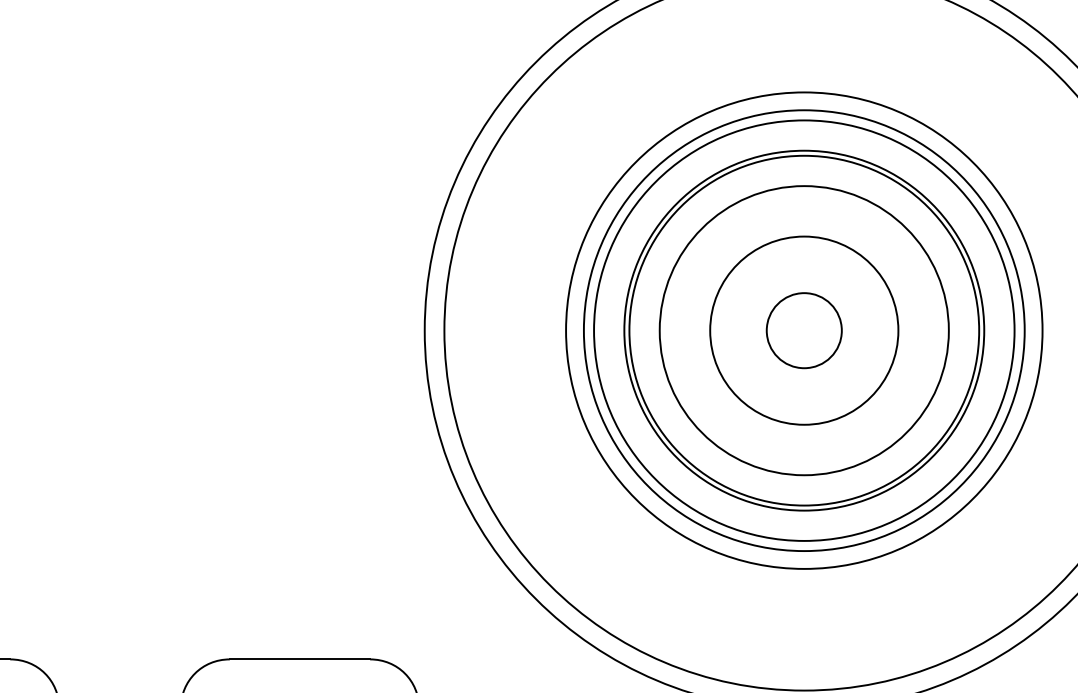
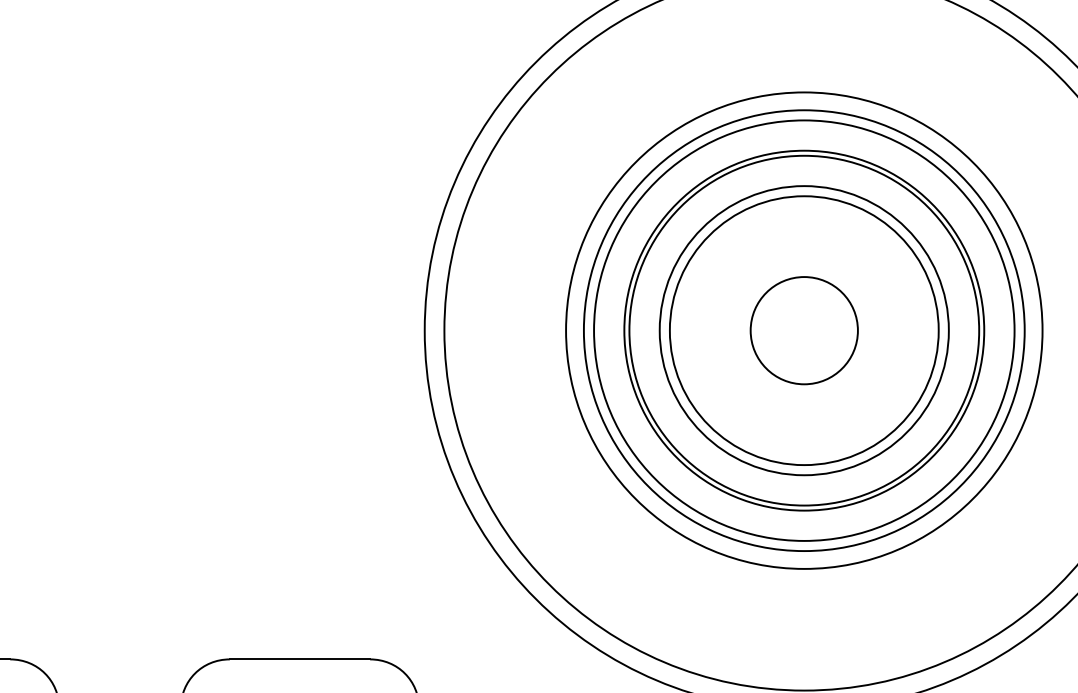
circle diameter: 75 px -> 107 px (803, 330)
circle diameter: 188 px -> 269 px (803, 330)
